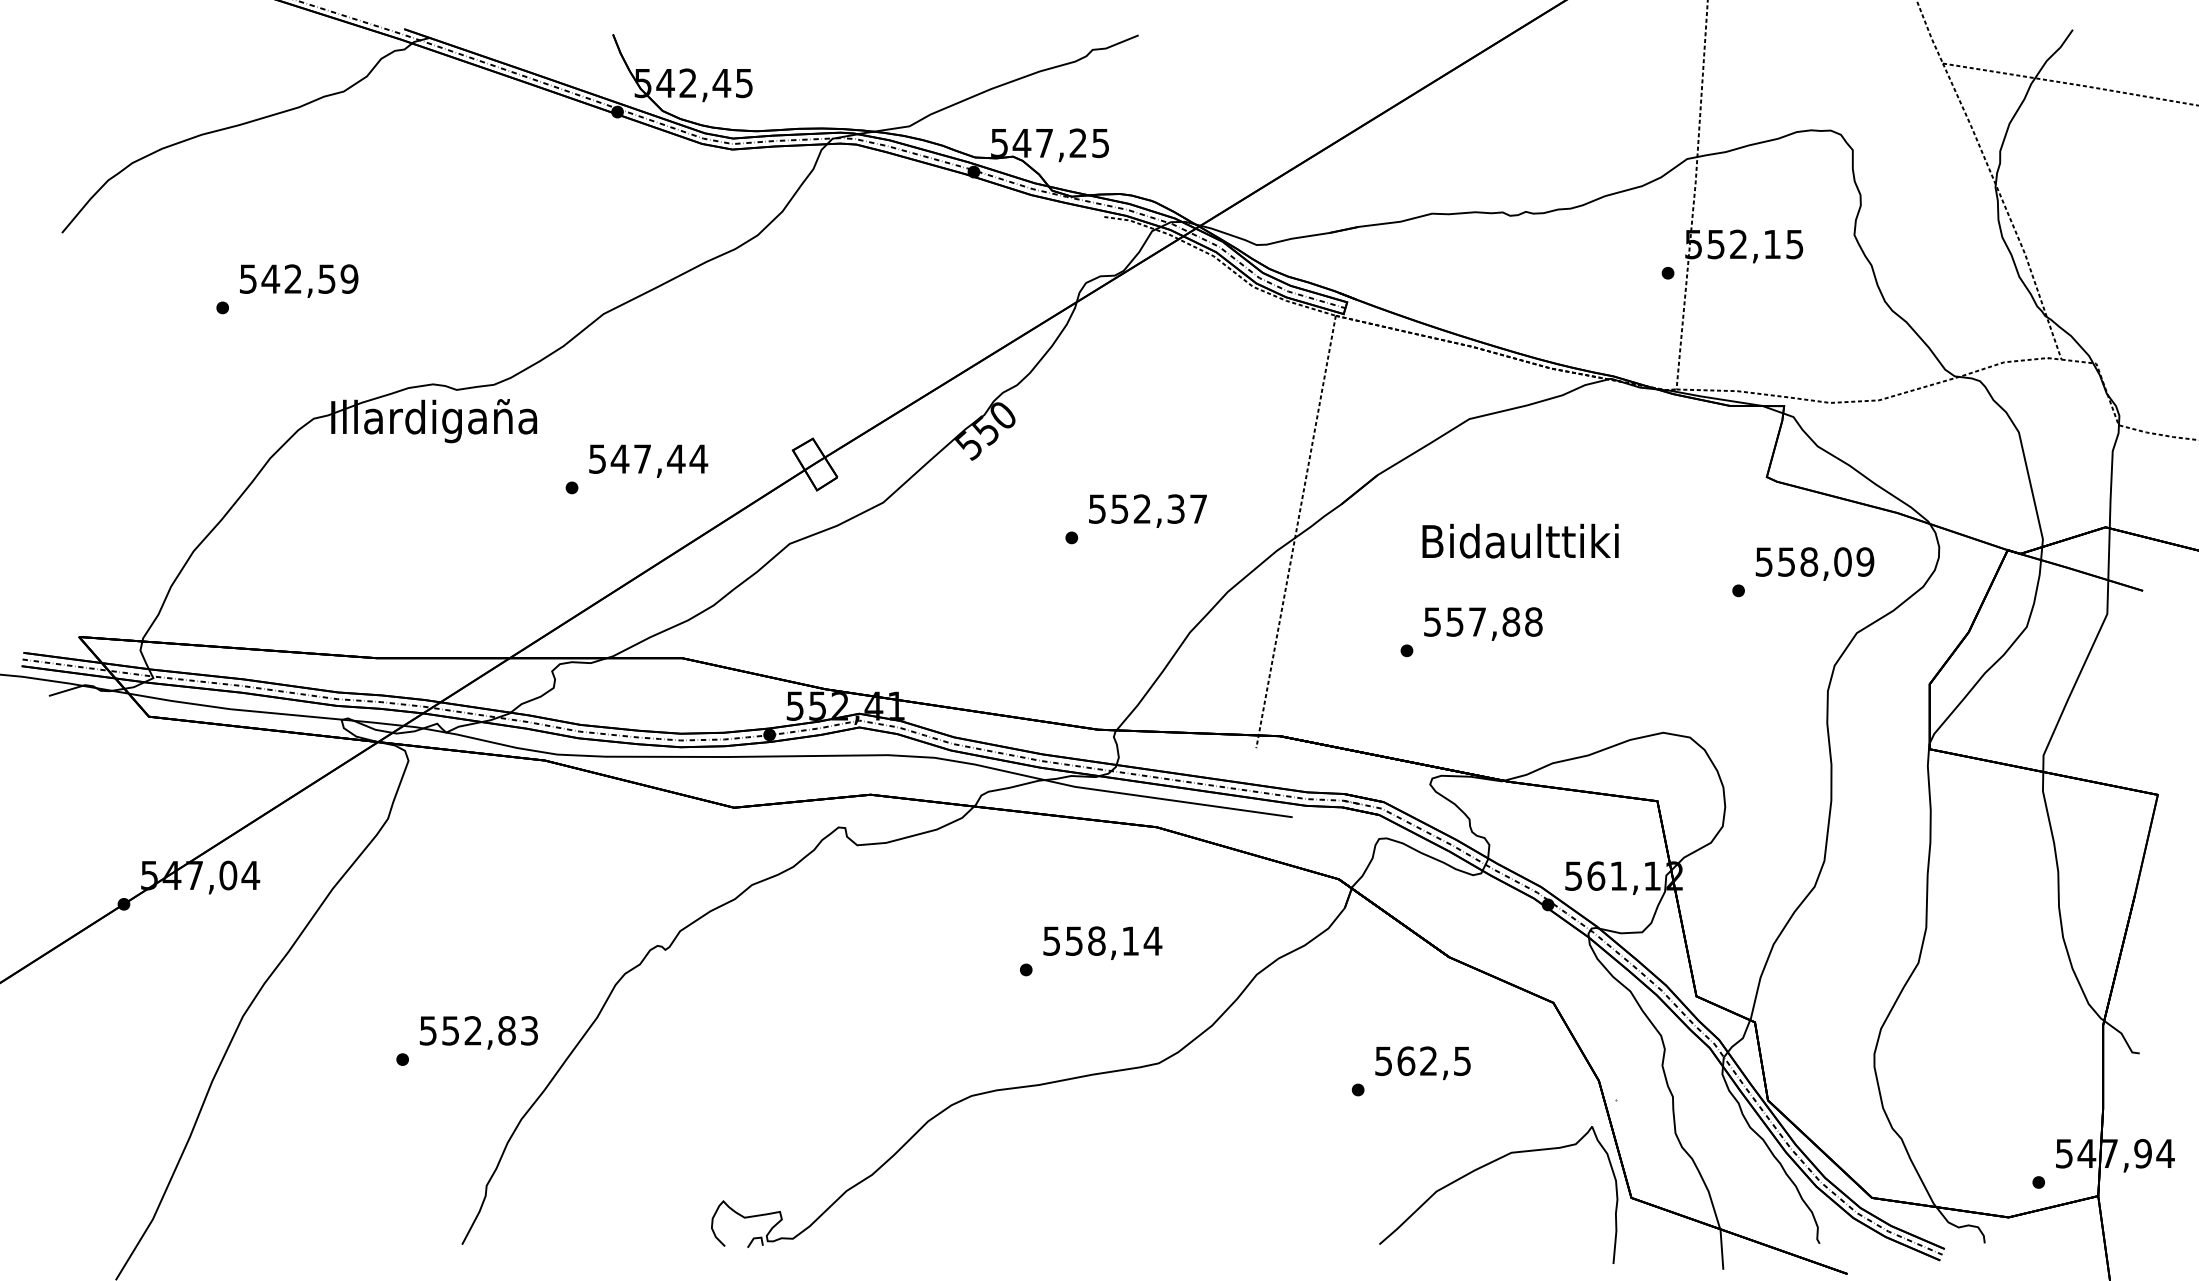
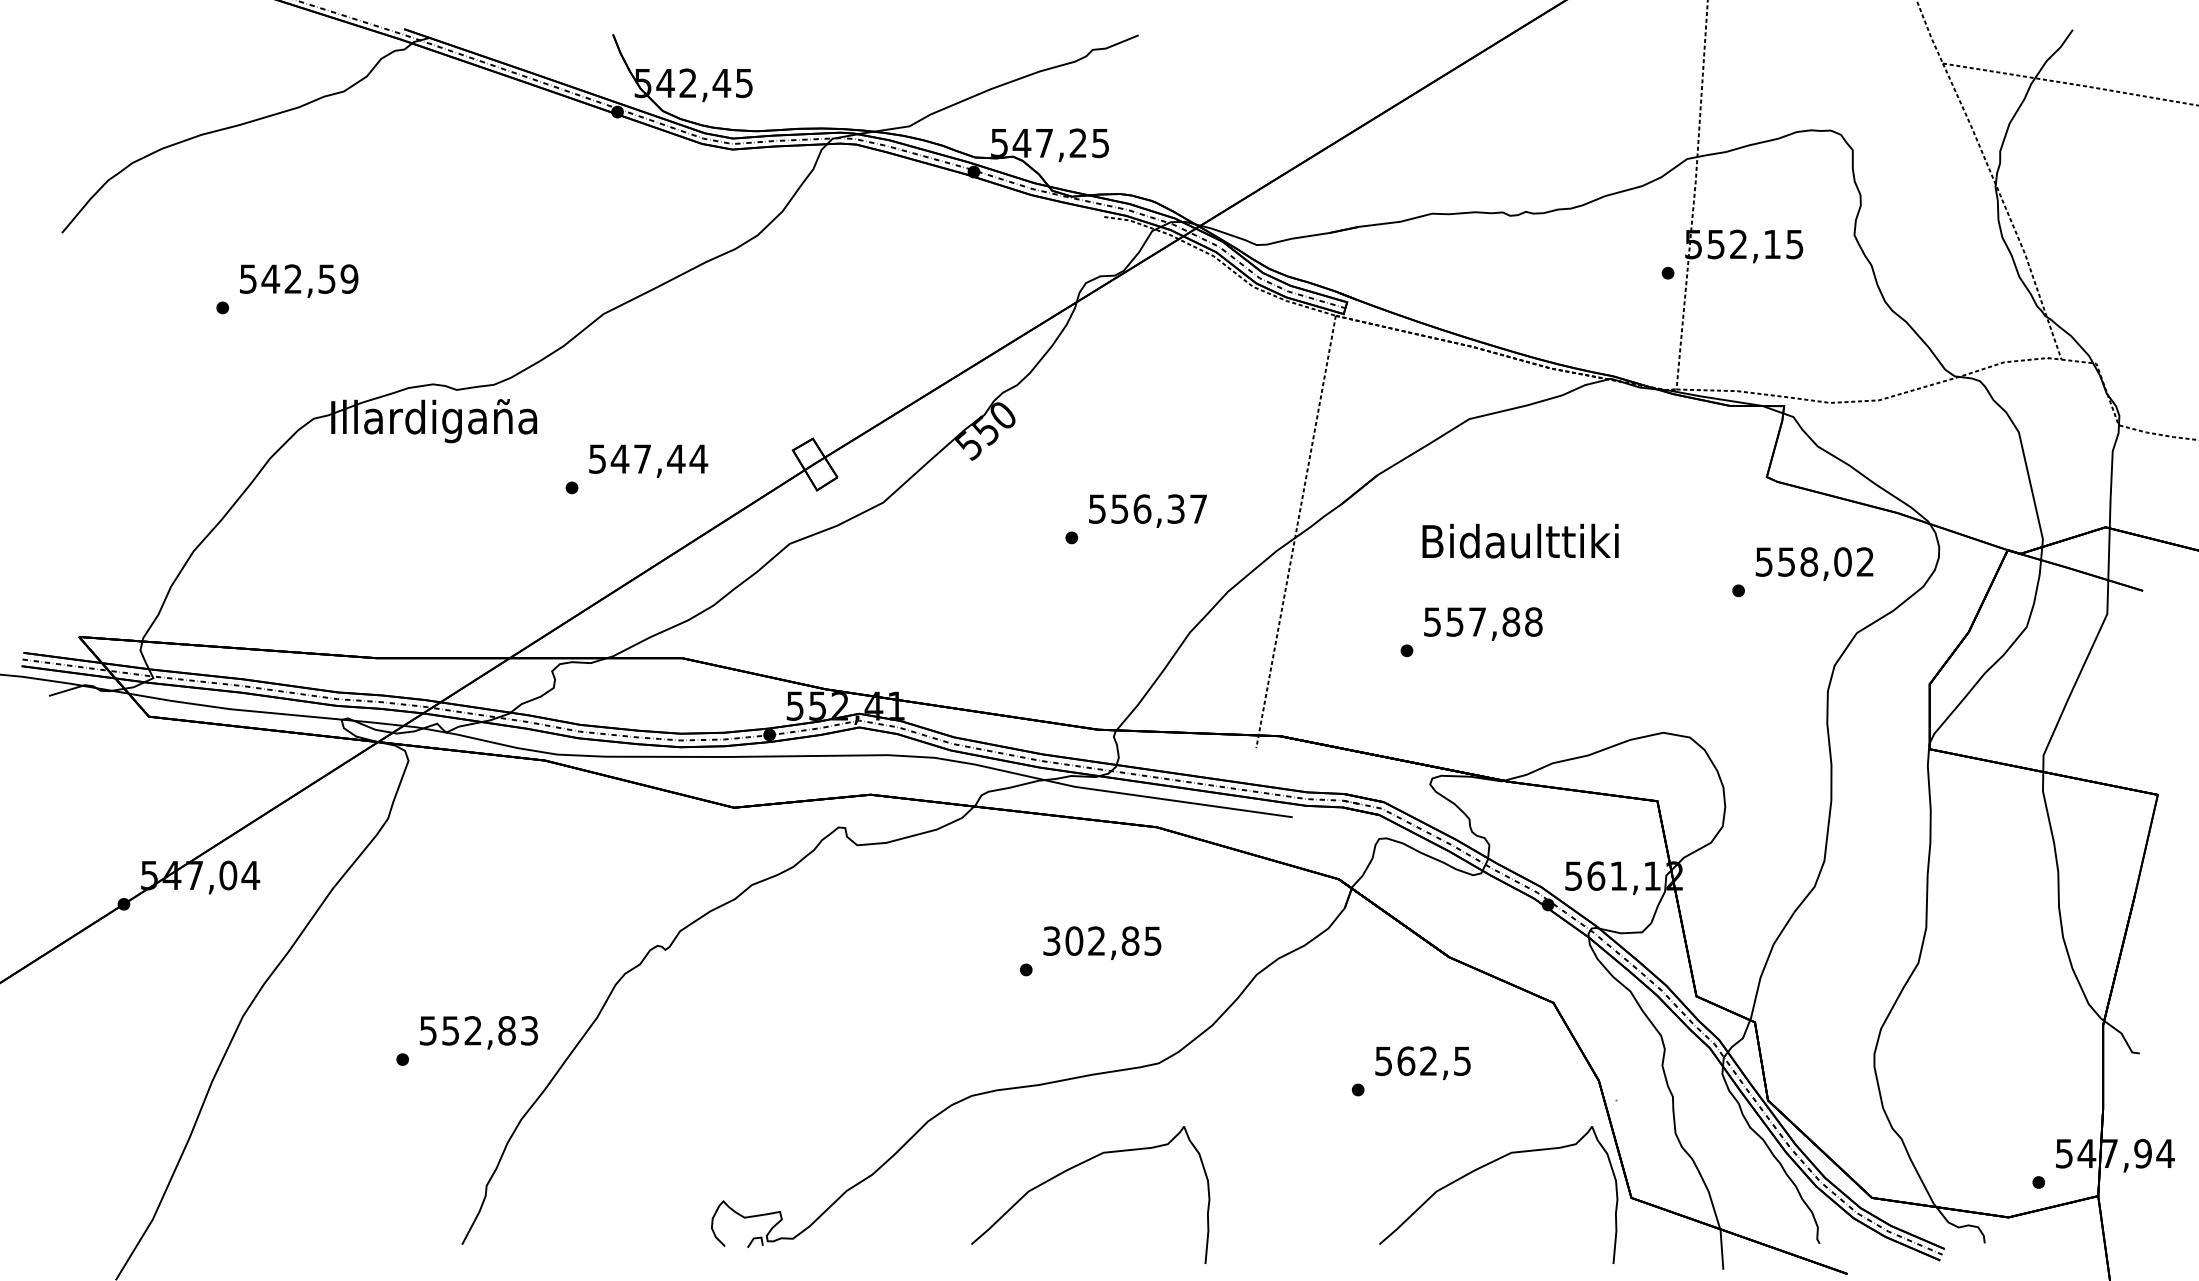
text: 552,37 -> 556,37 (1142, 508)
text: 558,09 -> 558,02 (1865, 561)
text: 558,14 -> 302,85 (1103, 940)
curve: none -> present (1077, 1166)
